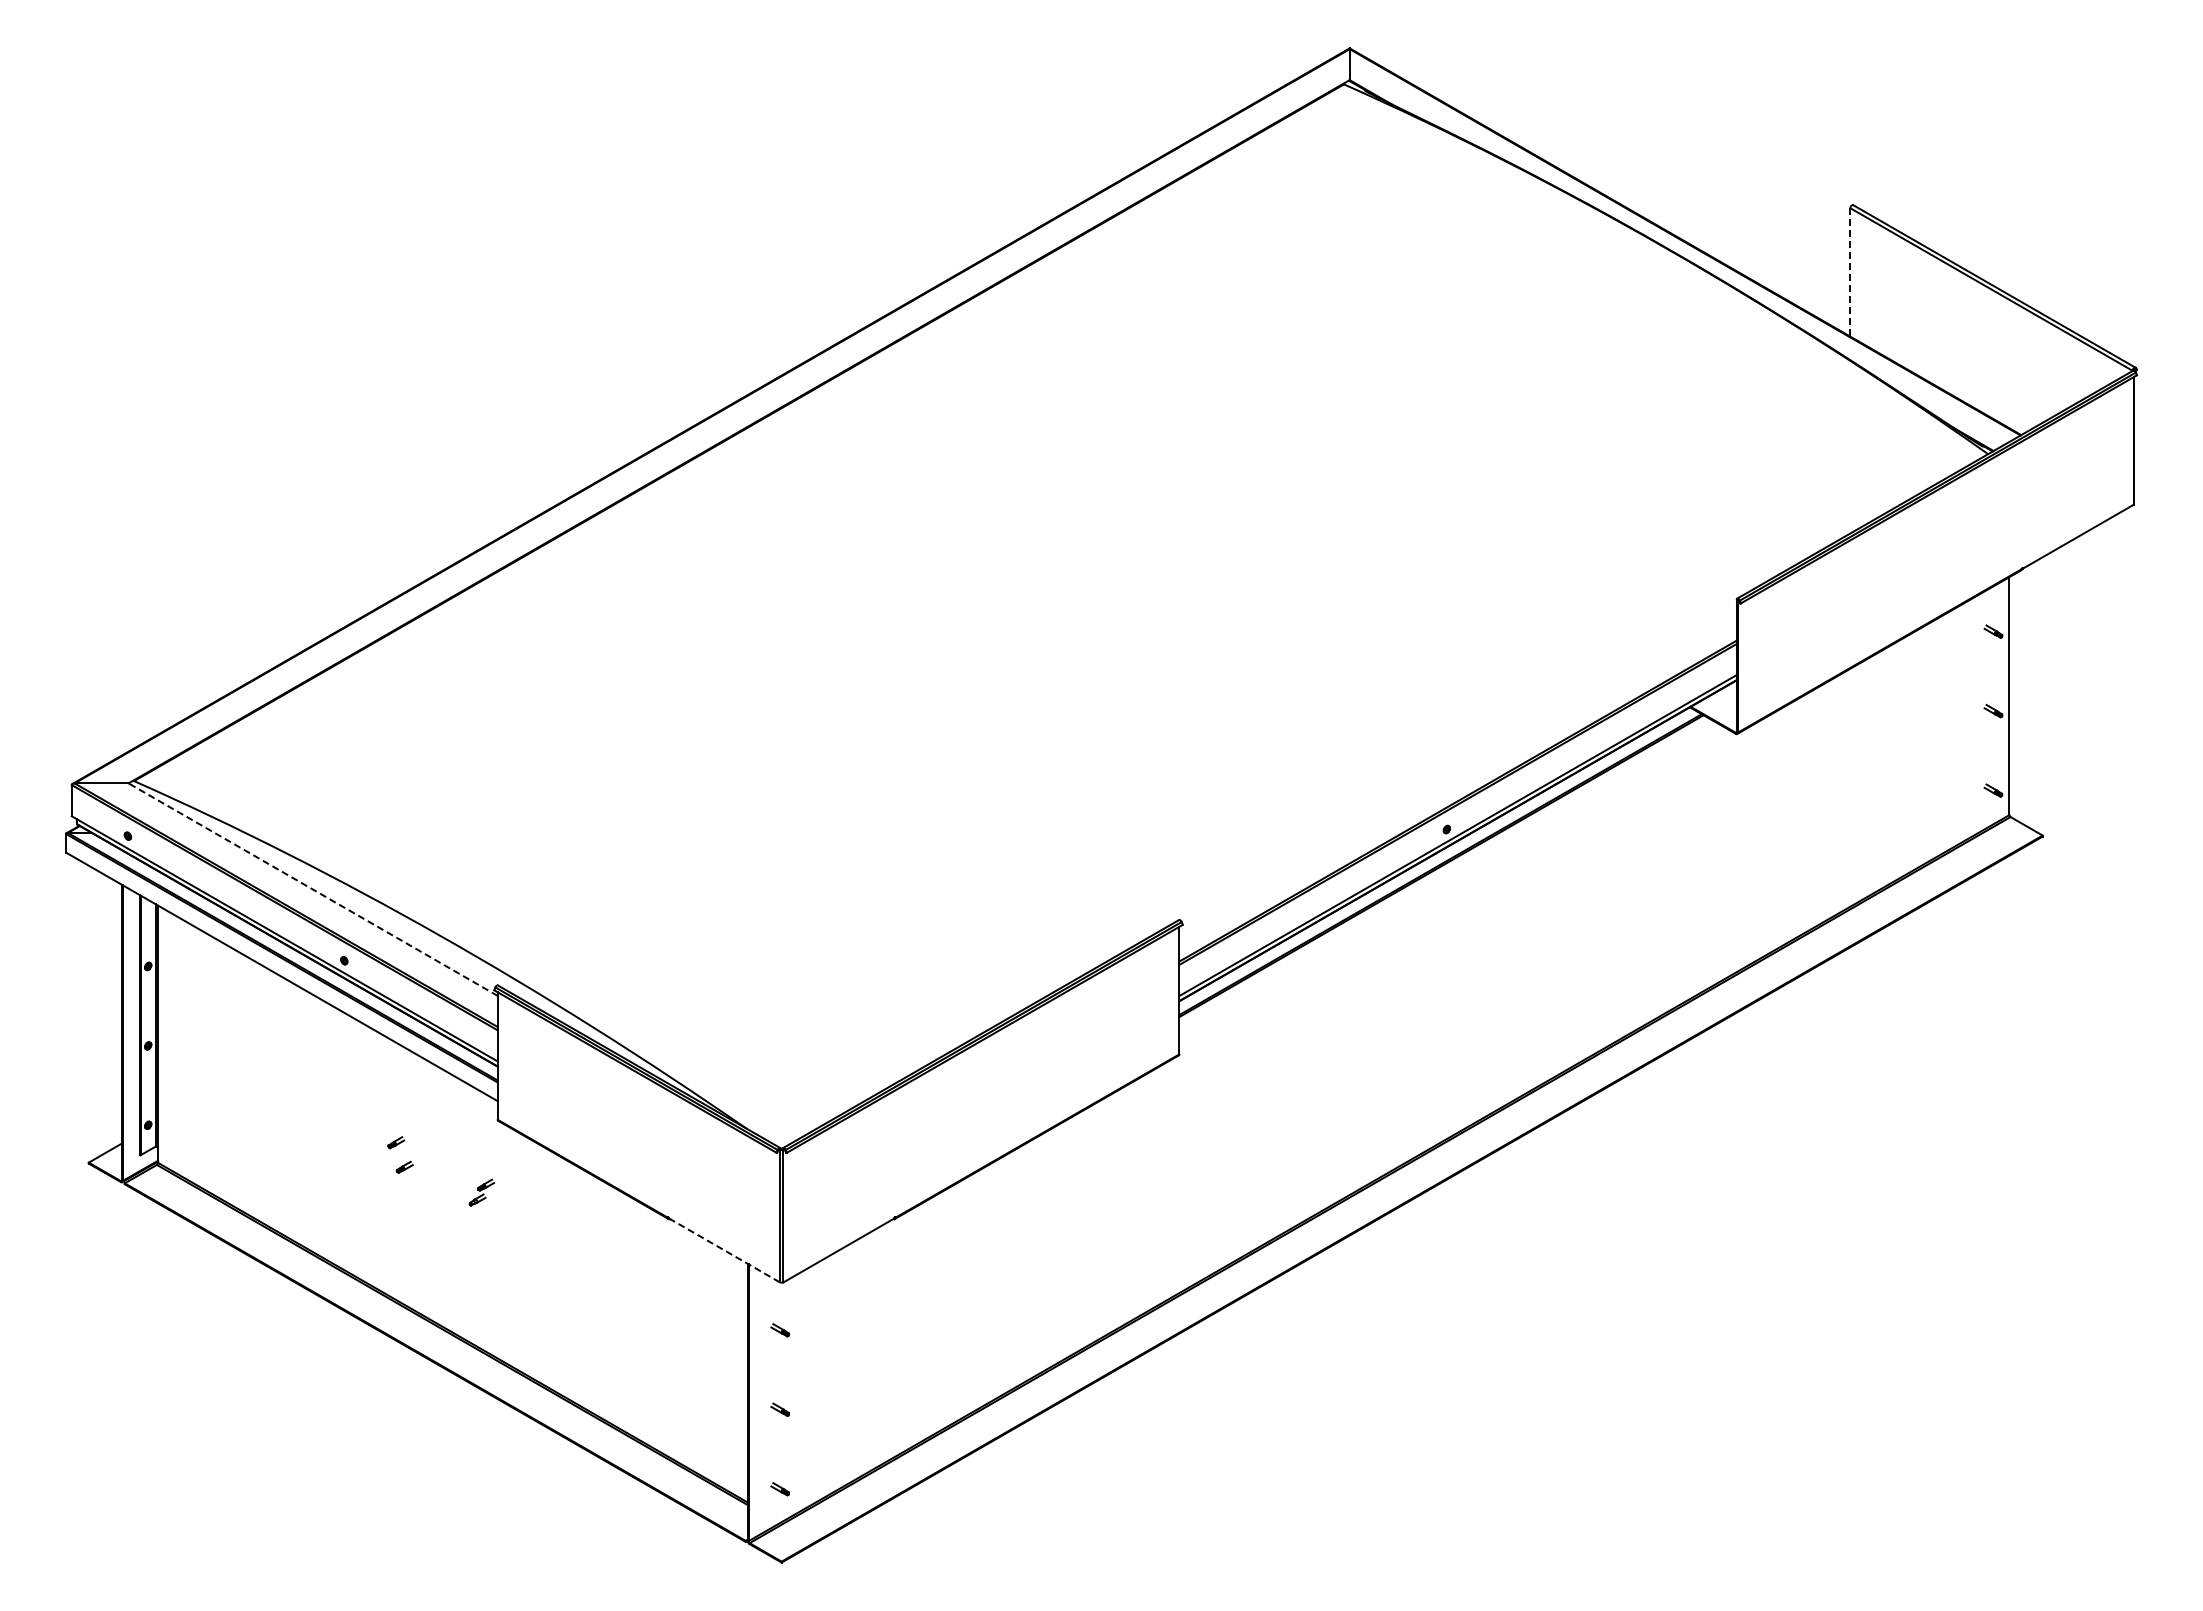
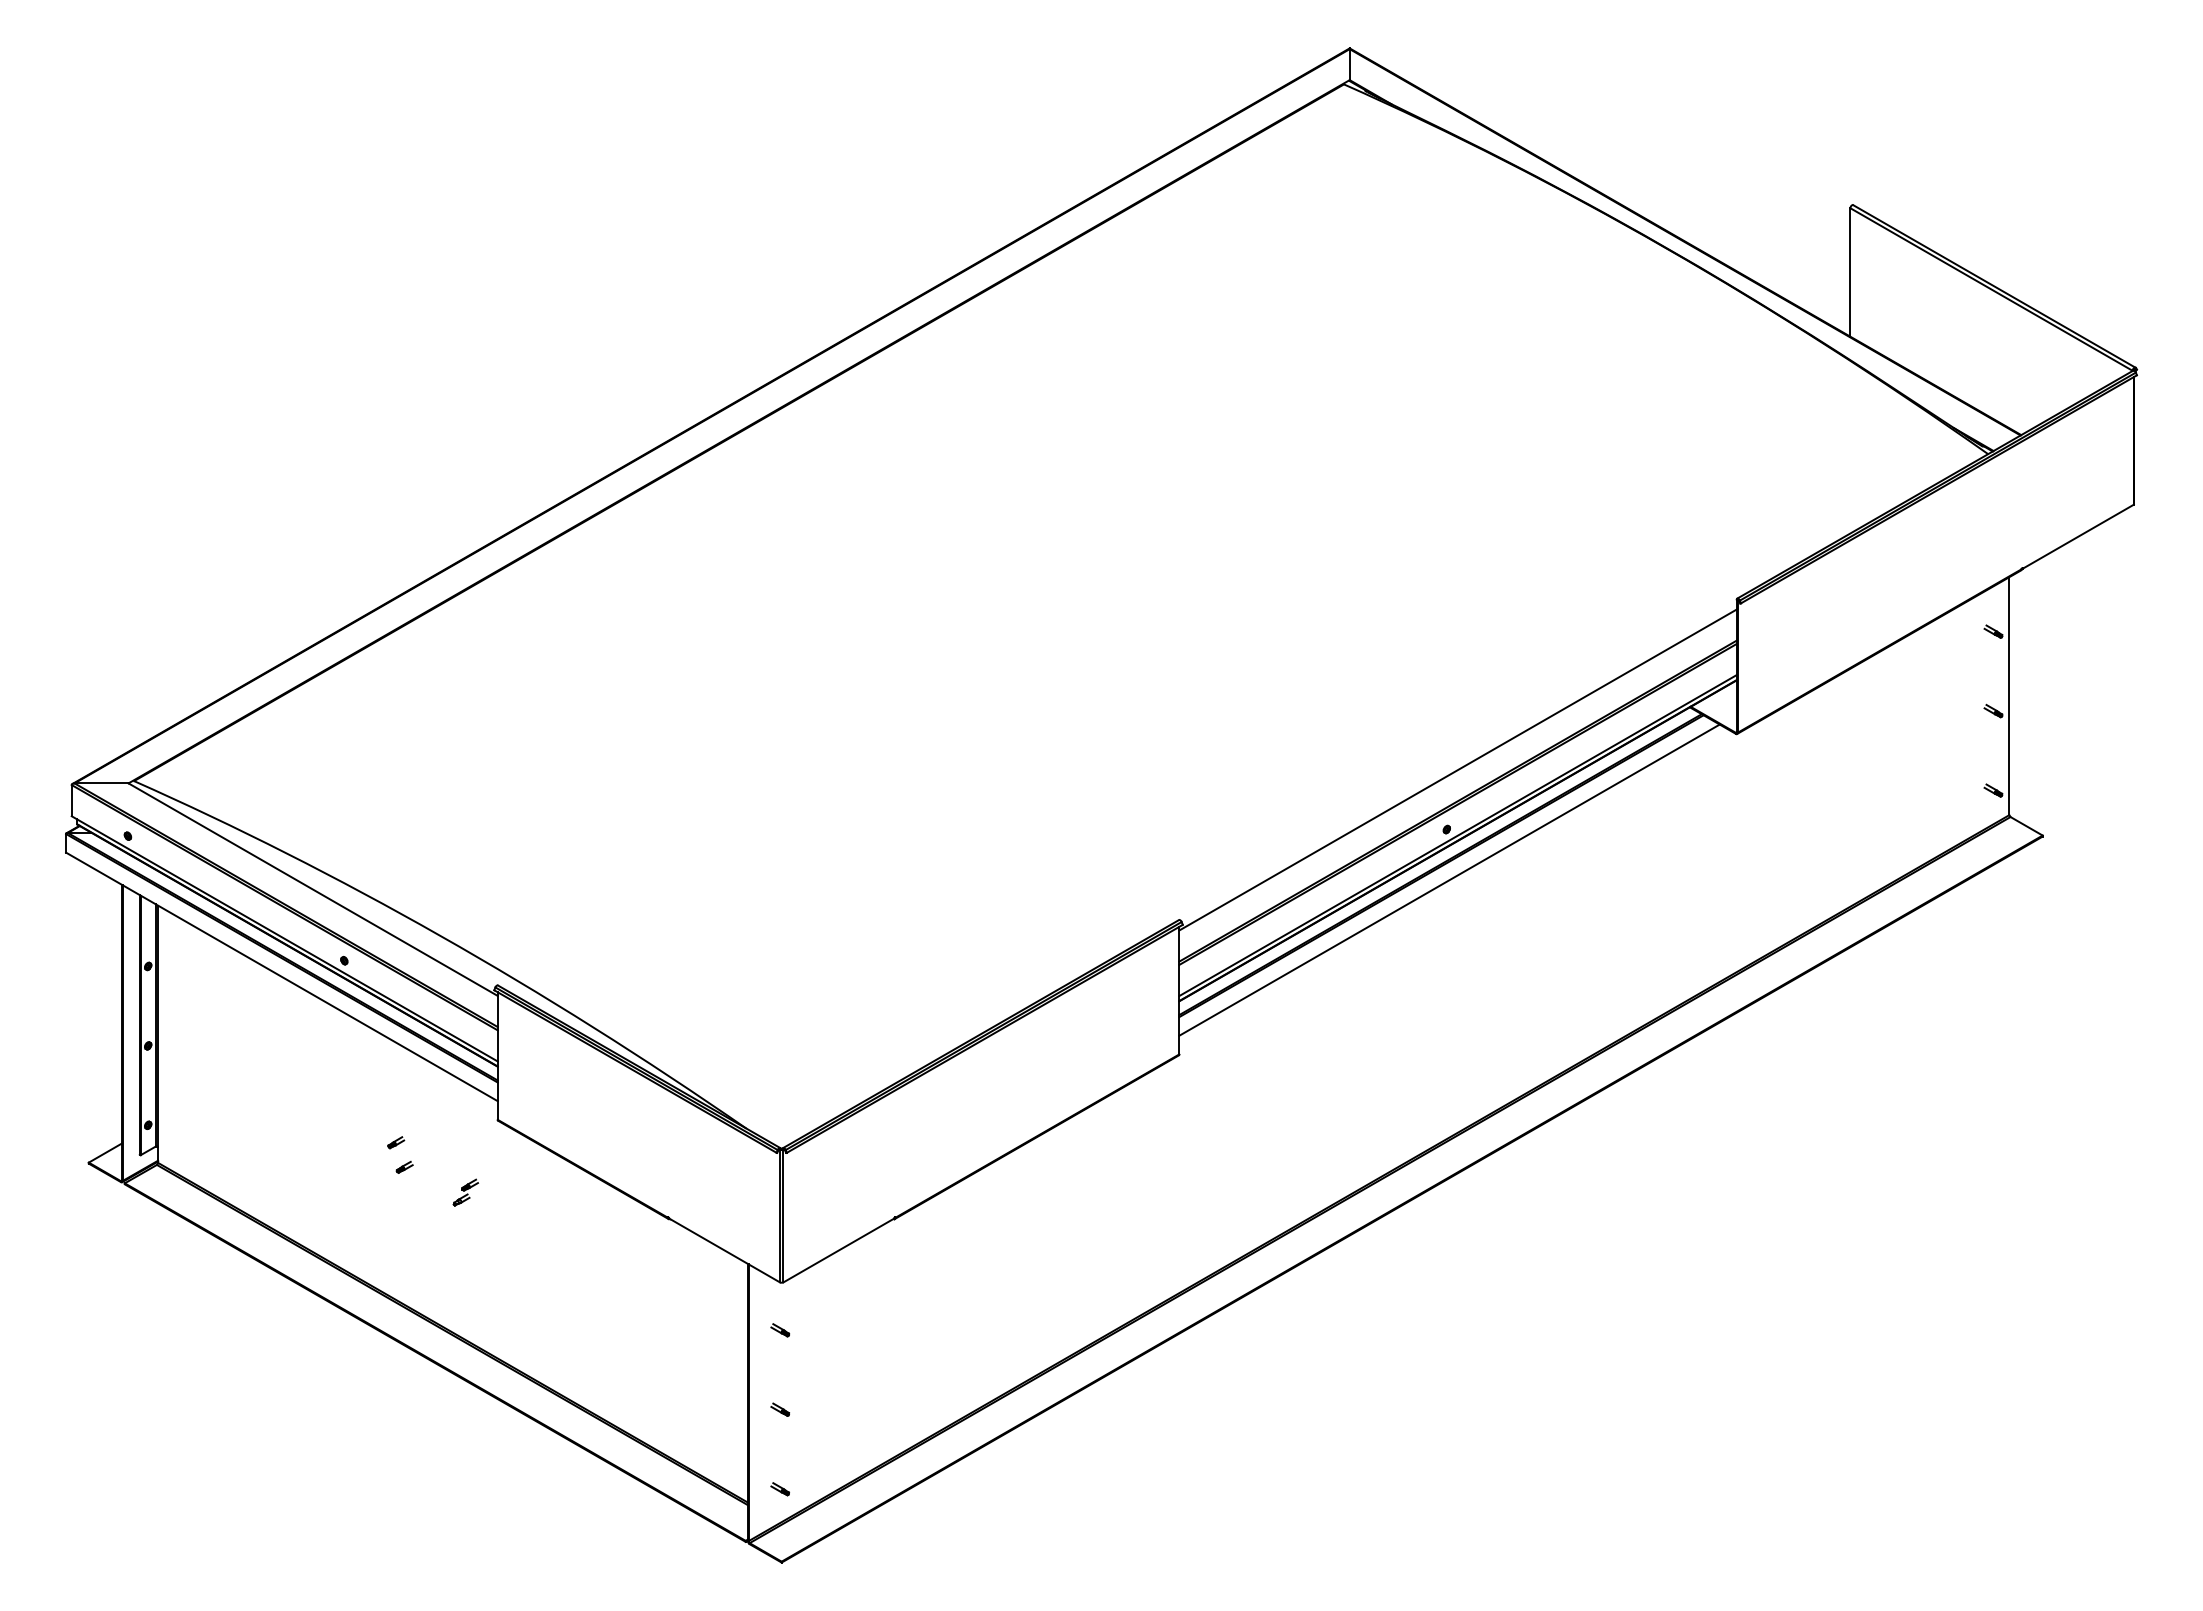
line: dashed -> solid (1850, 273)
line: none -> present (1457, 769)
line: none -> present (1449, 879)
line: dashed -> solid (312, 889)
part position: (481, 1192) -> (465, 1192) (465, 1192)
line: dashed -> solid (724, 1250)
